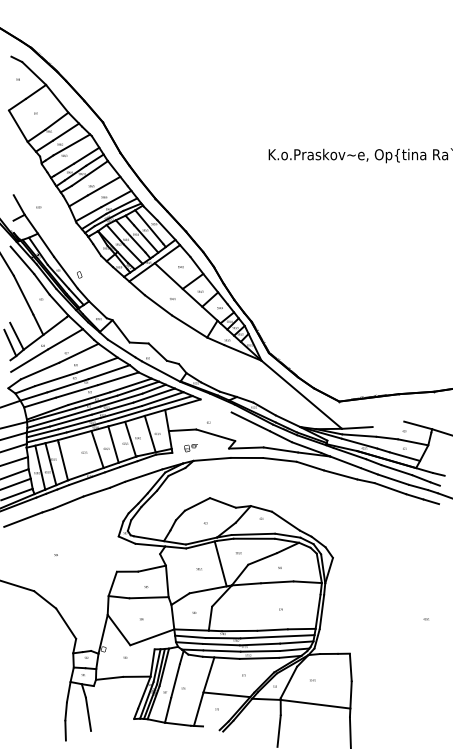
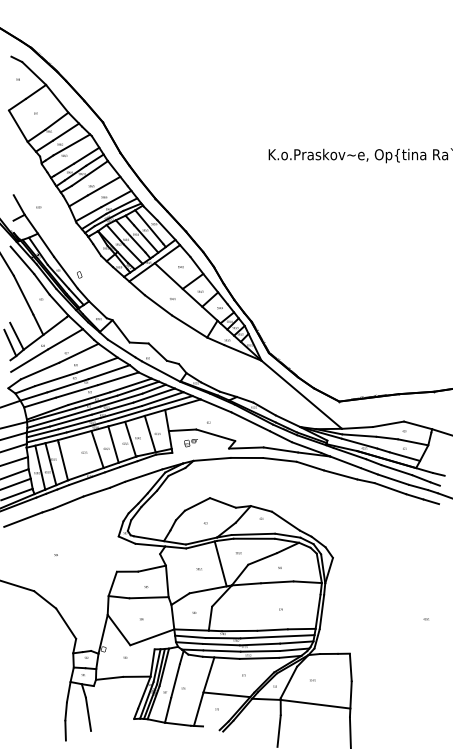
line: none -> present (215, 405)
line: none -> present (388, 424)
text position: (190, 448) -> (190, 443) (190, 443)
